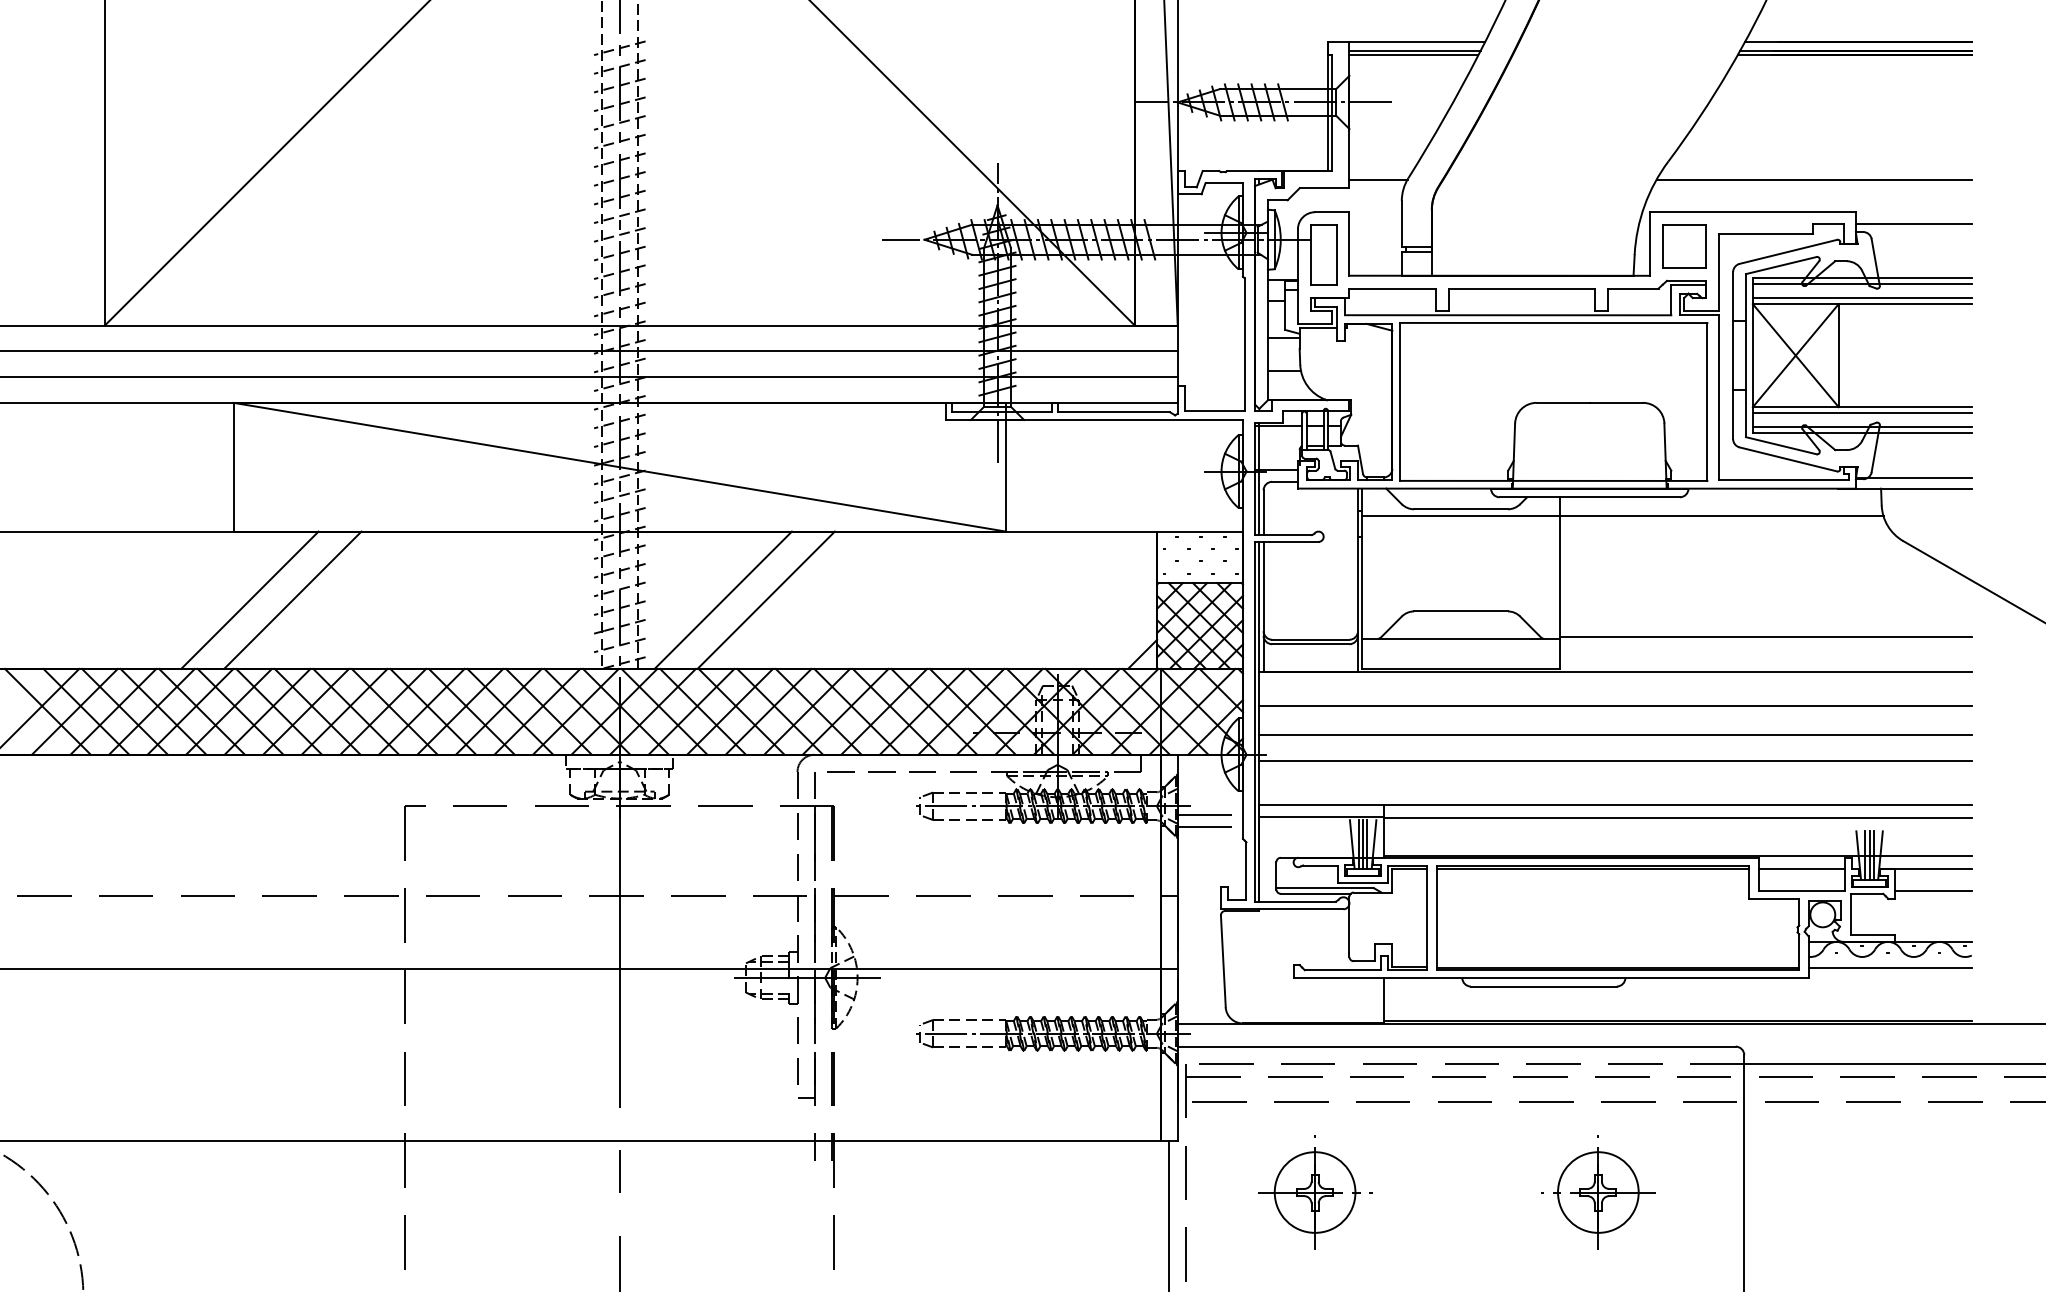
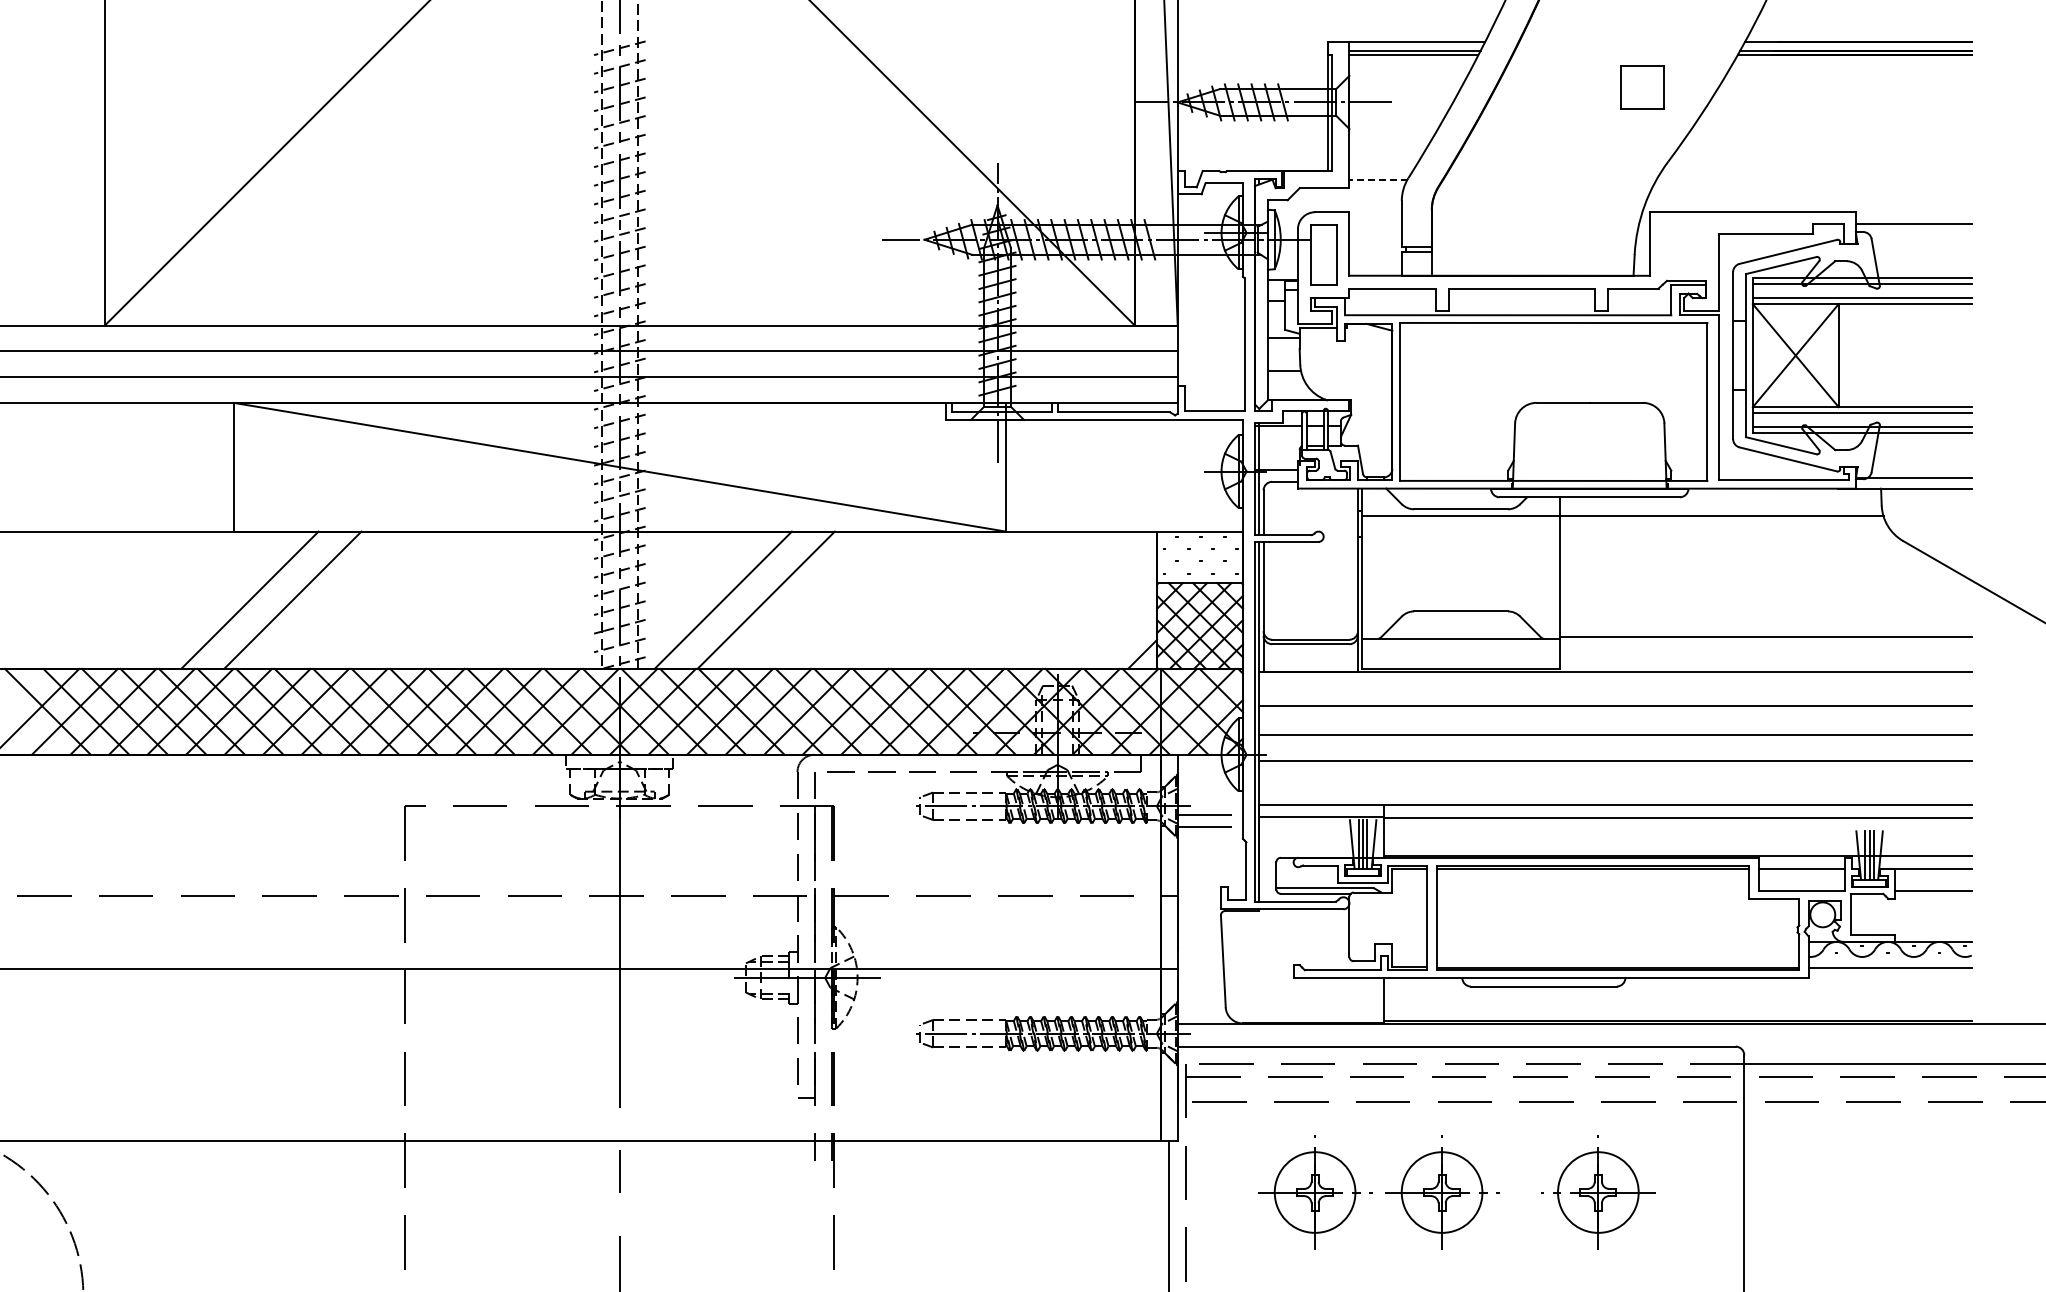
line: solid -> dashed (1378, 179)
line: present -> none (1813, 179)
part position: (1684, 246) -> (1642, 87) (1642, 87)
part: none -> present (1442, 1192)
